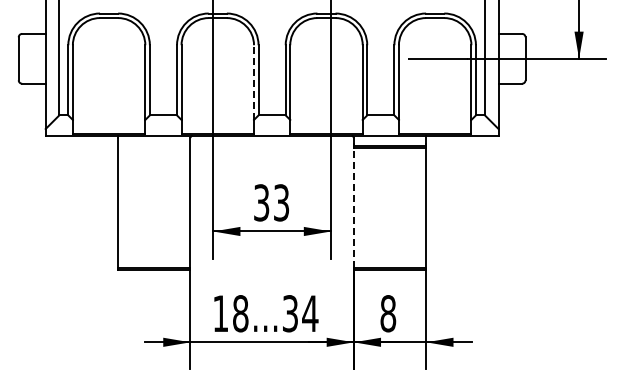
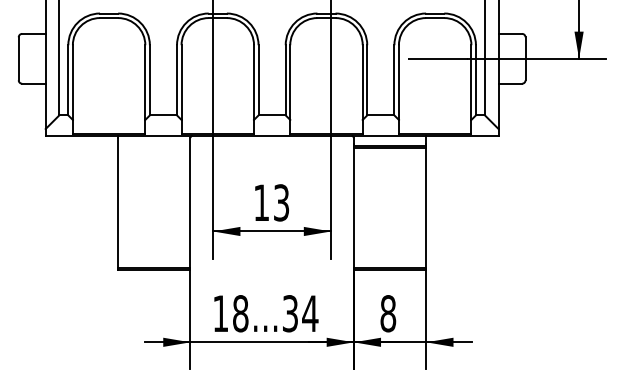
line: dashed -> solid (254, 82)
text: 33 -> 13 (261, 202)
line: dashed -> solid (353, 207)
